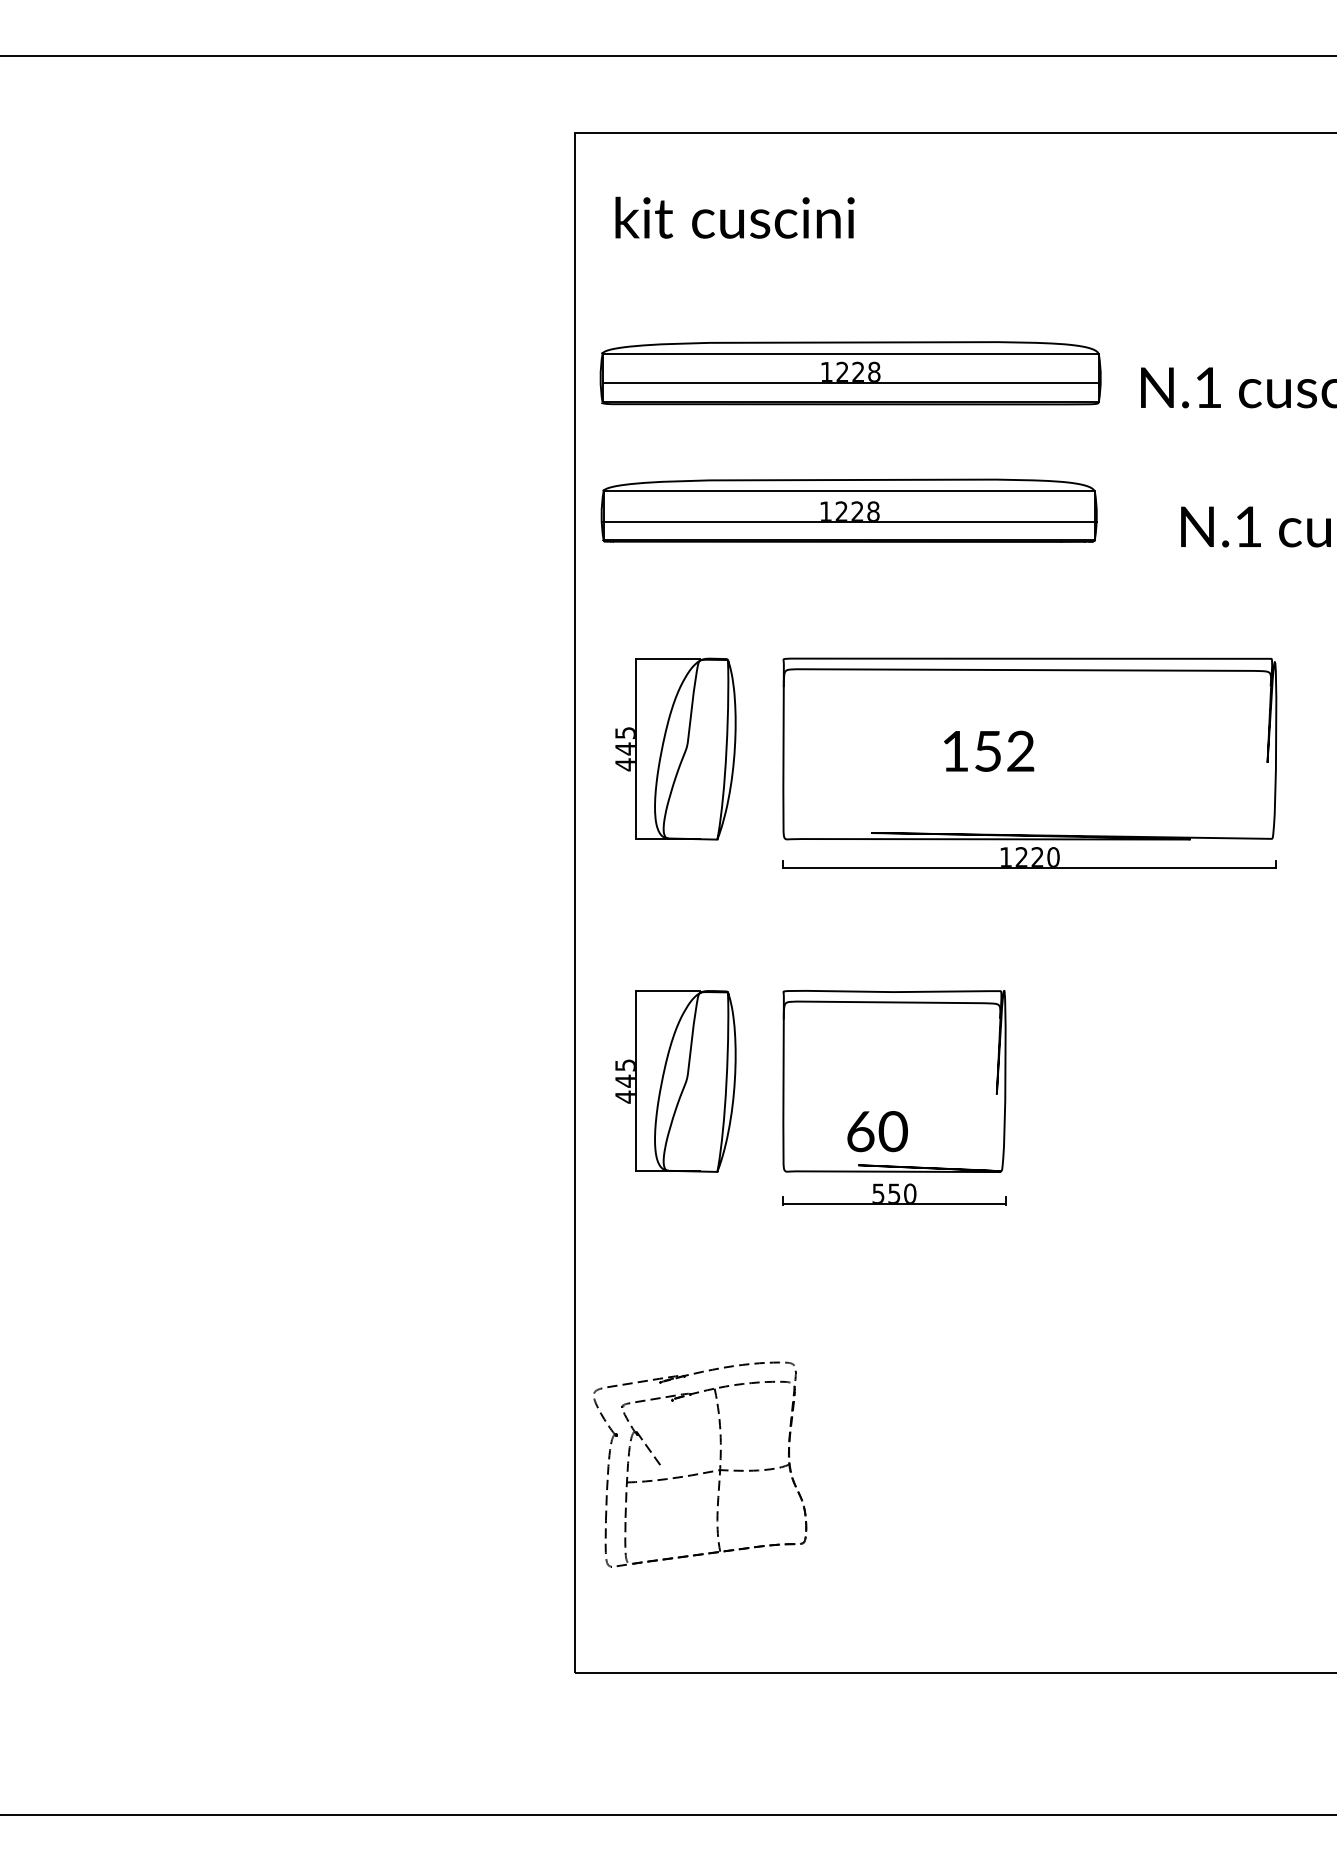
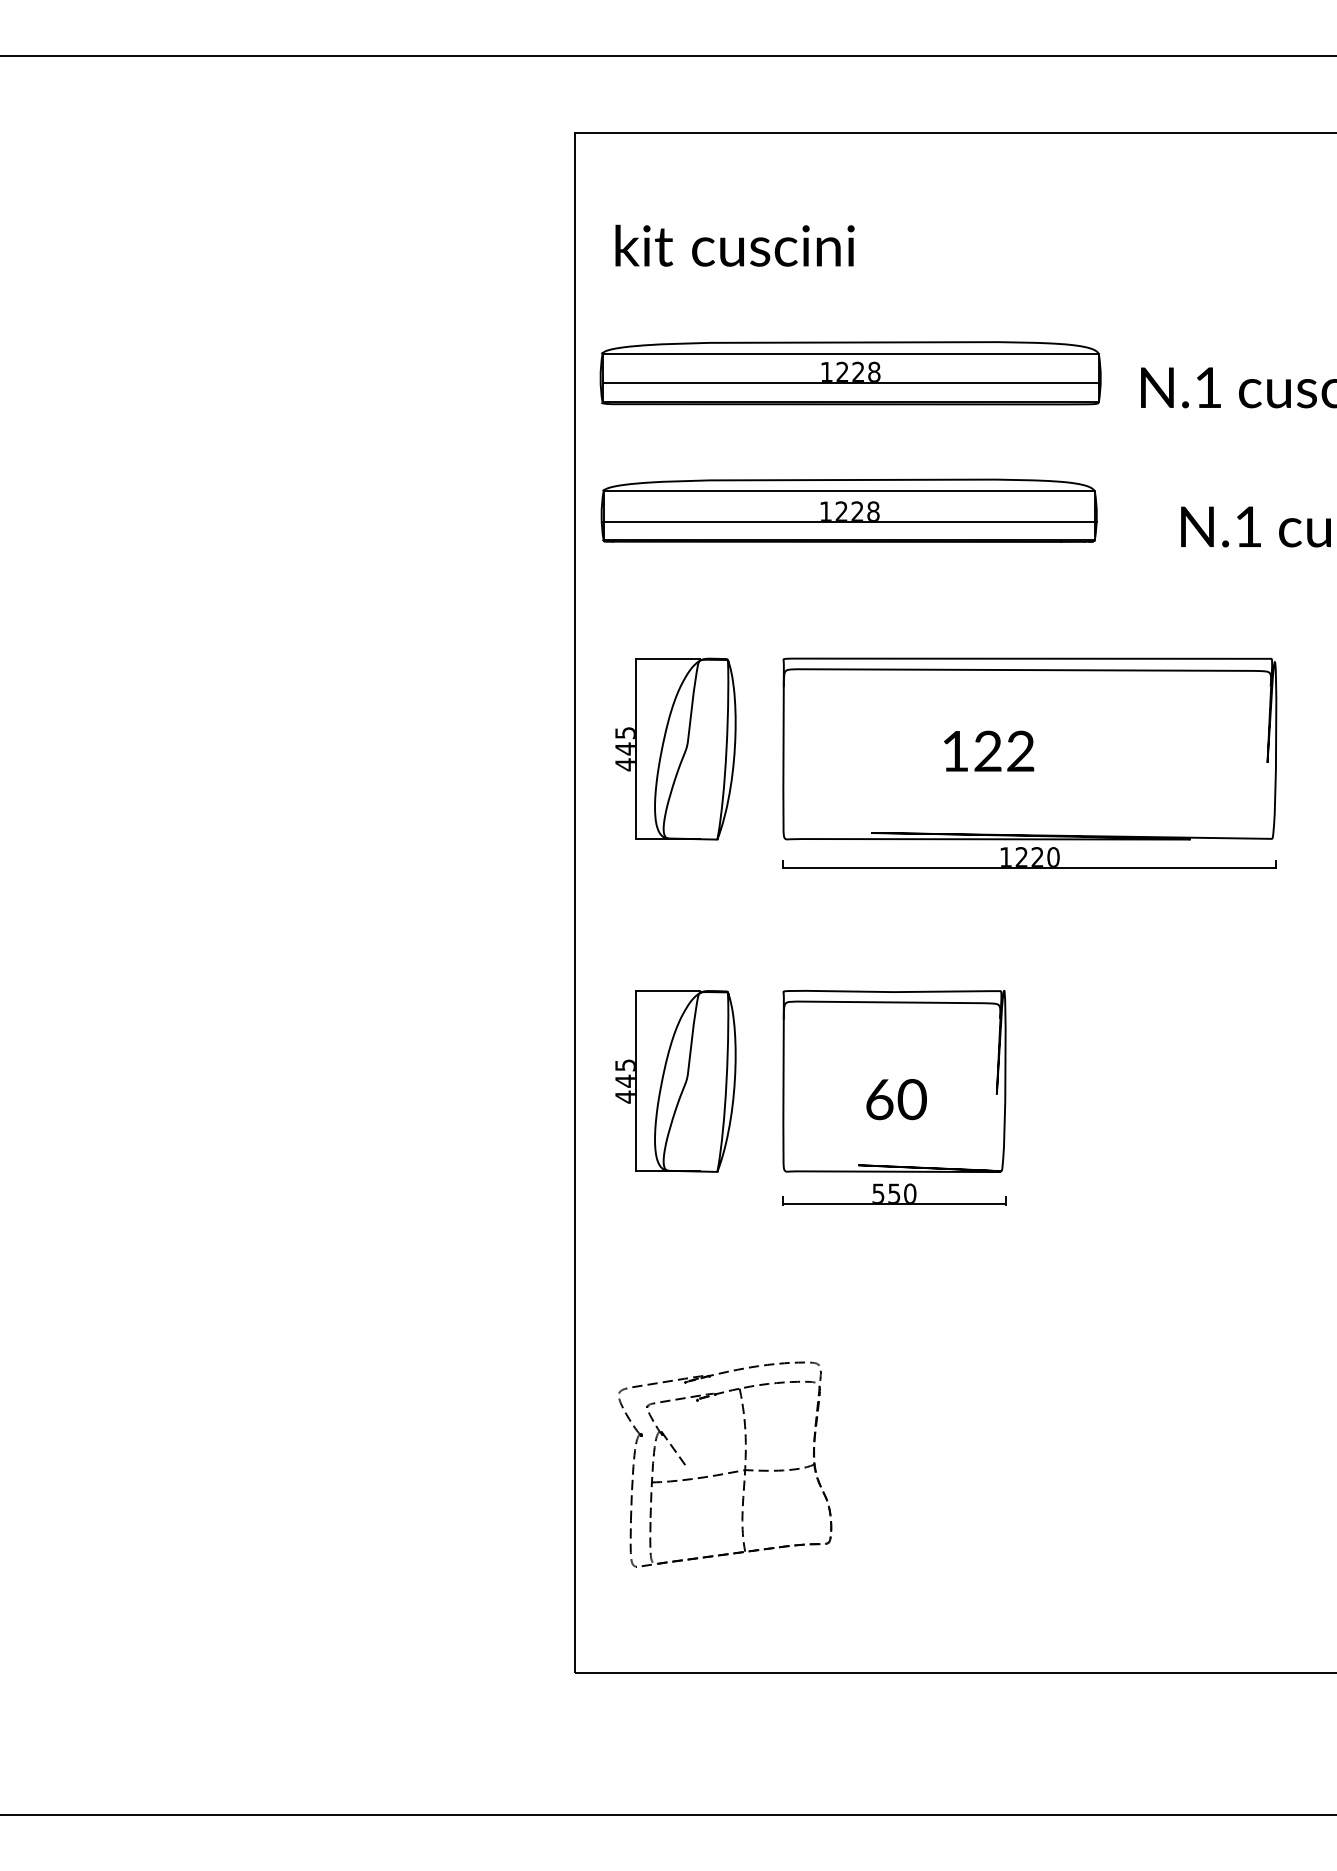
text position: (734, 217) -> (734, 245) (734, 245)
text: 152 -> 122 (987, 750)
text position: (877, 1131) -> (896, 1099) (896, 1099)
part position: (703, 1472) -> (728, 1472) (728, 1472)
